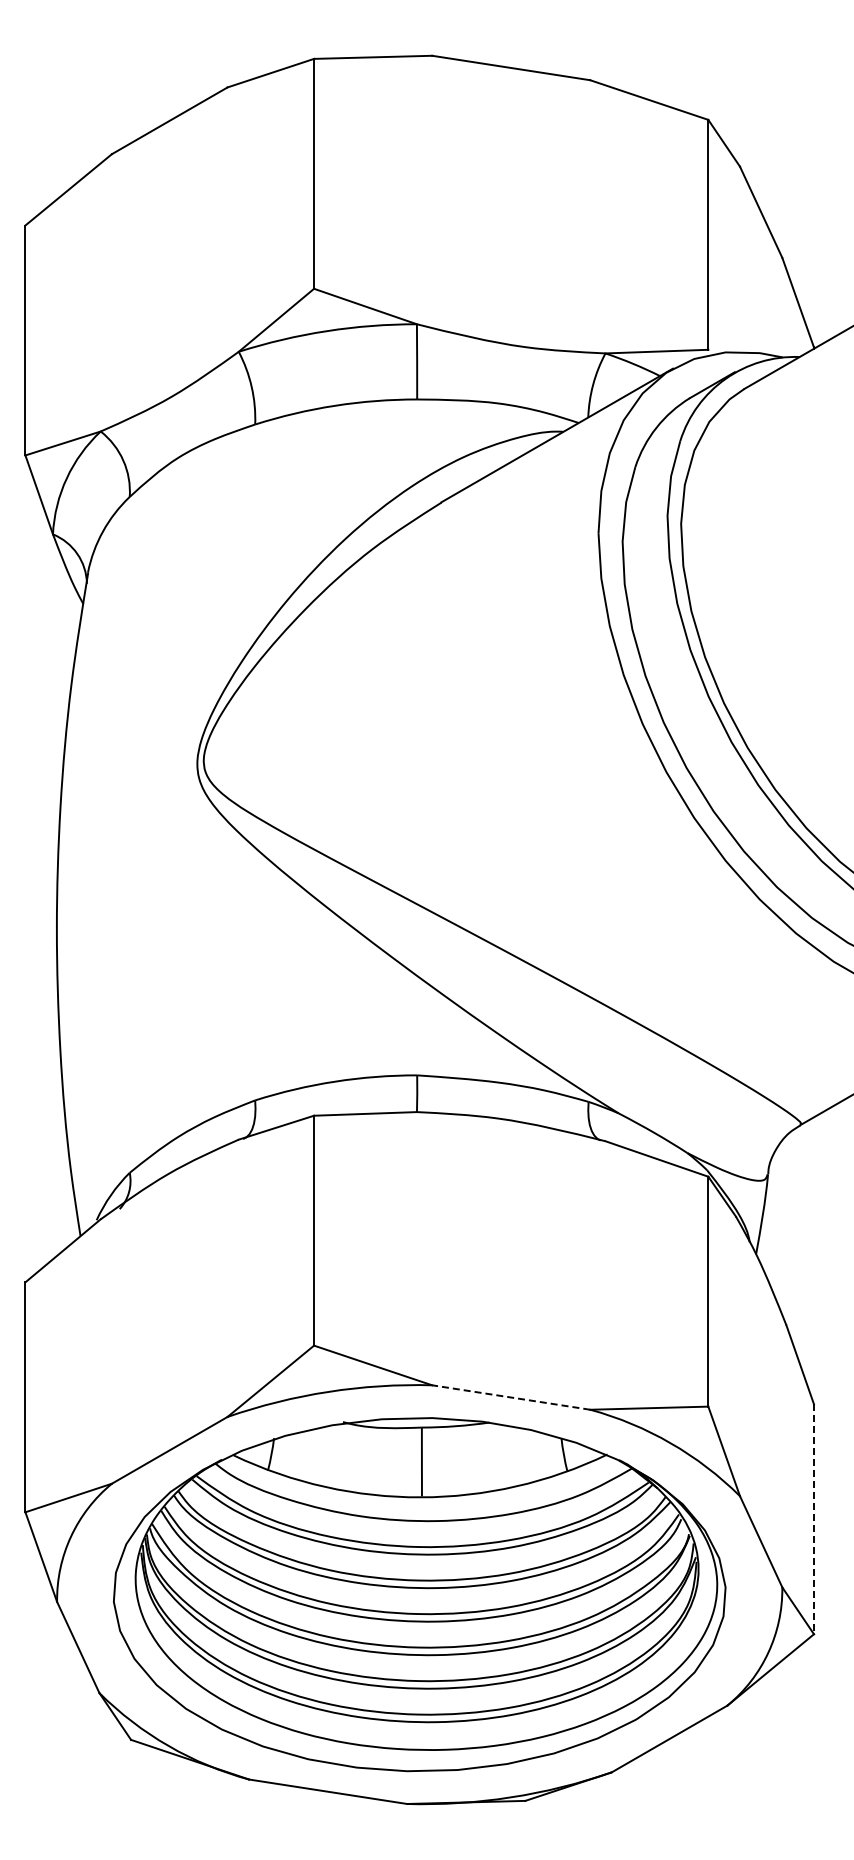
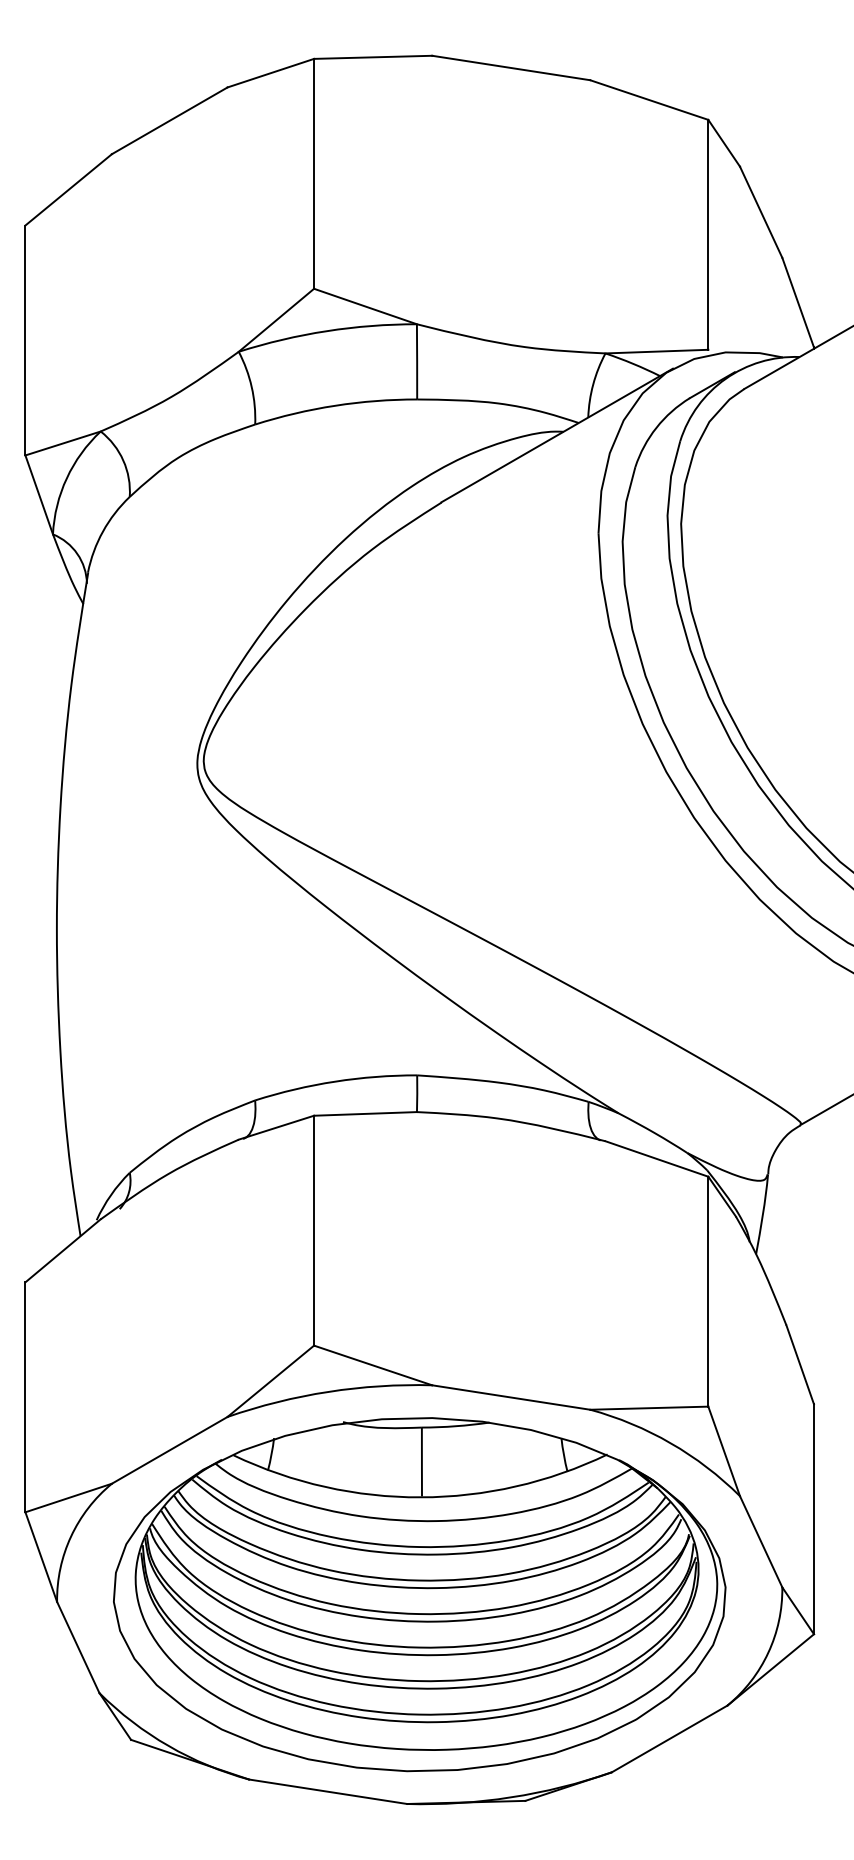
line: dashed -> solid (511, 1397)
line: dashed -> solid (814, 1519)
